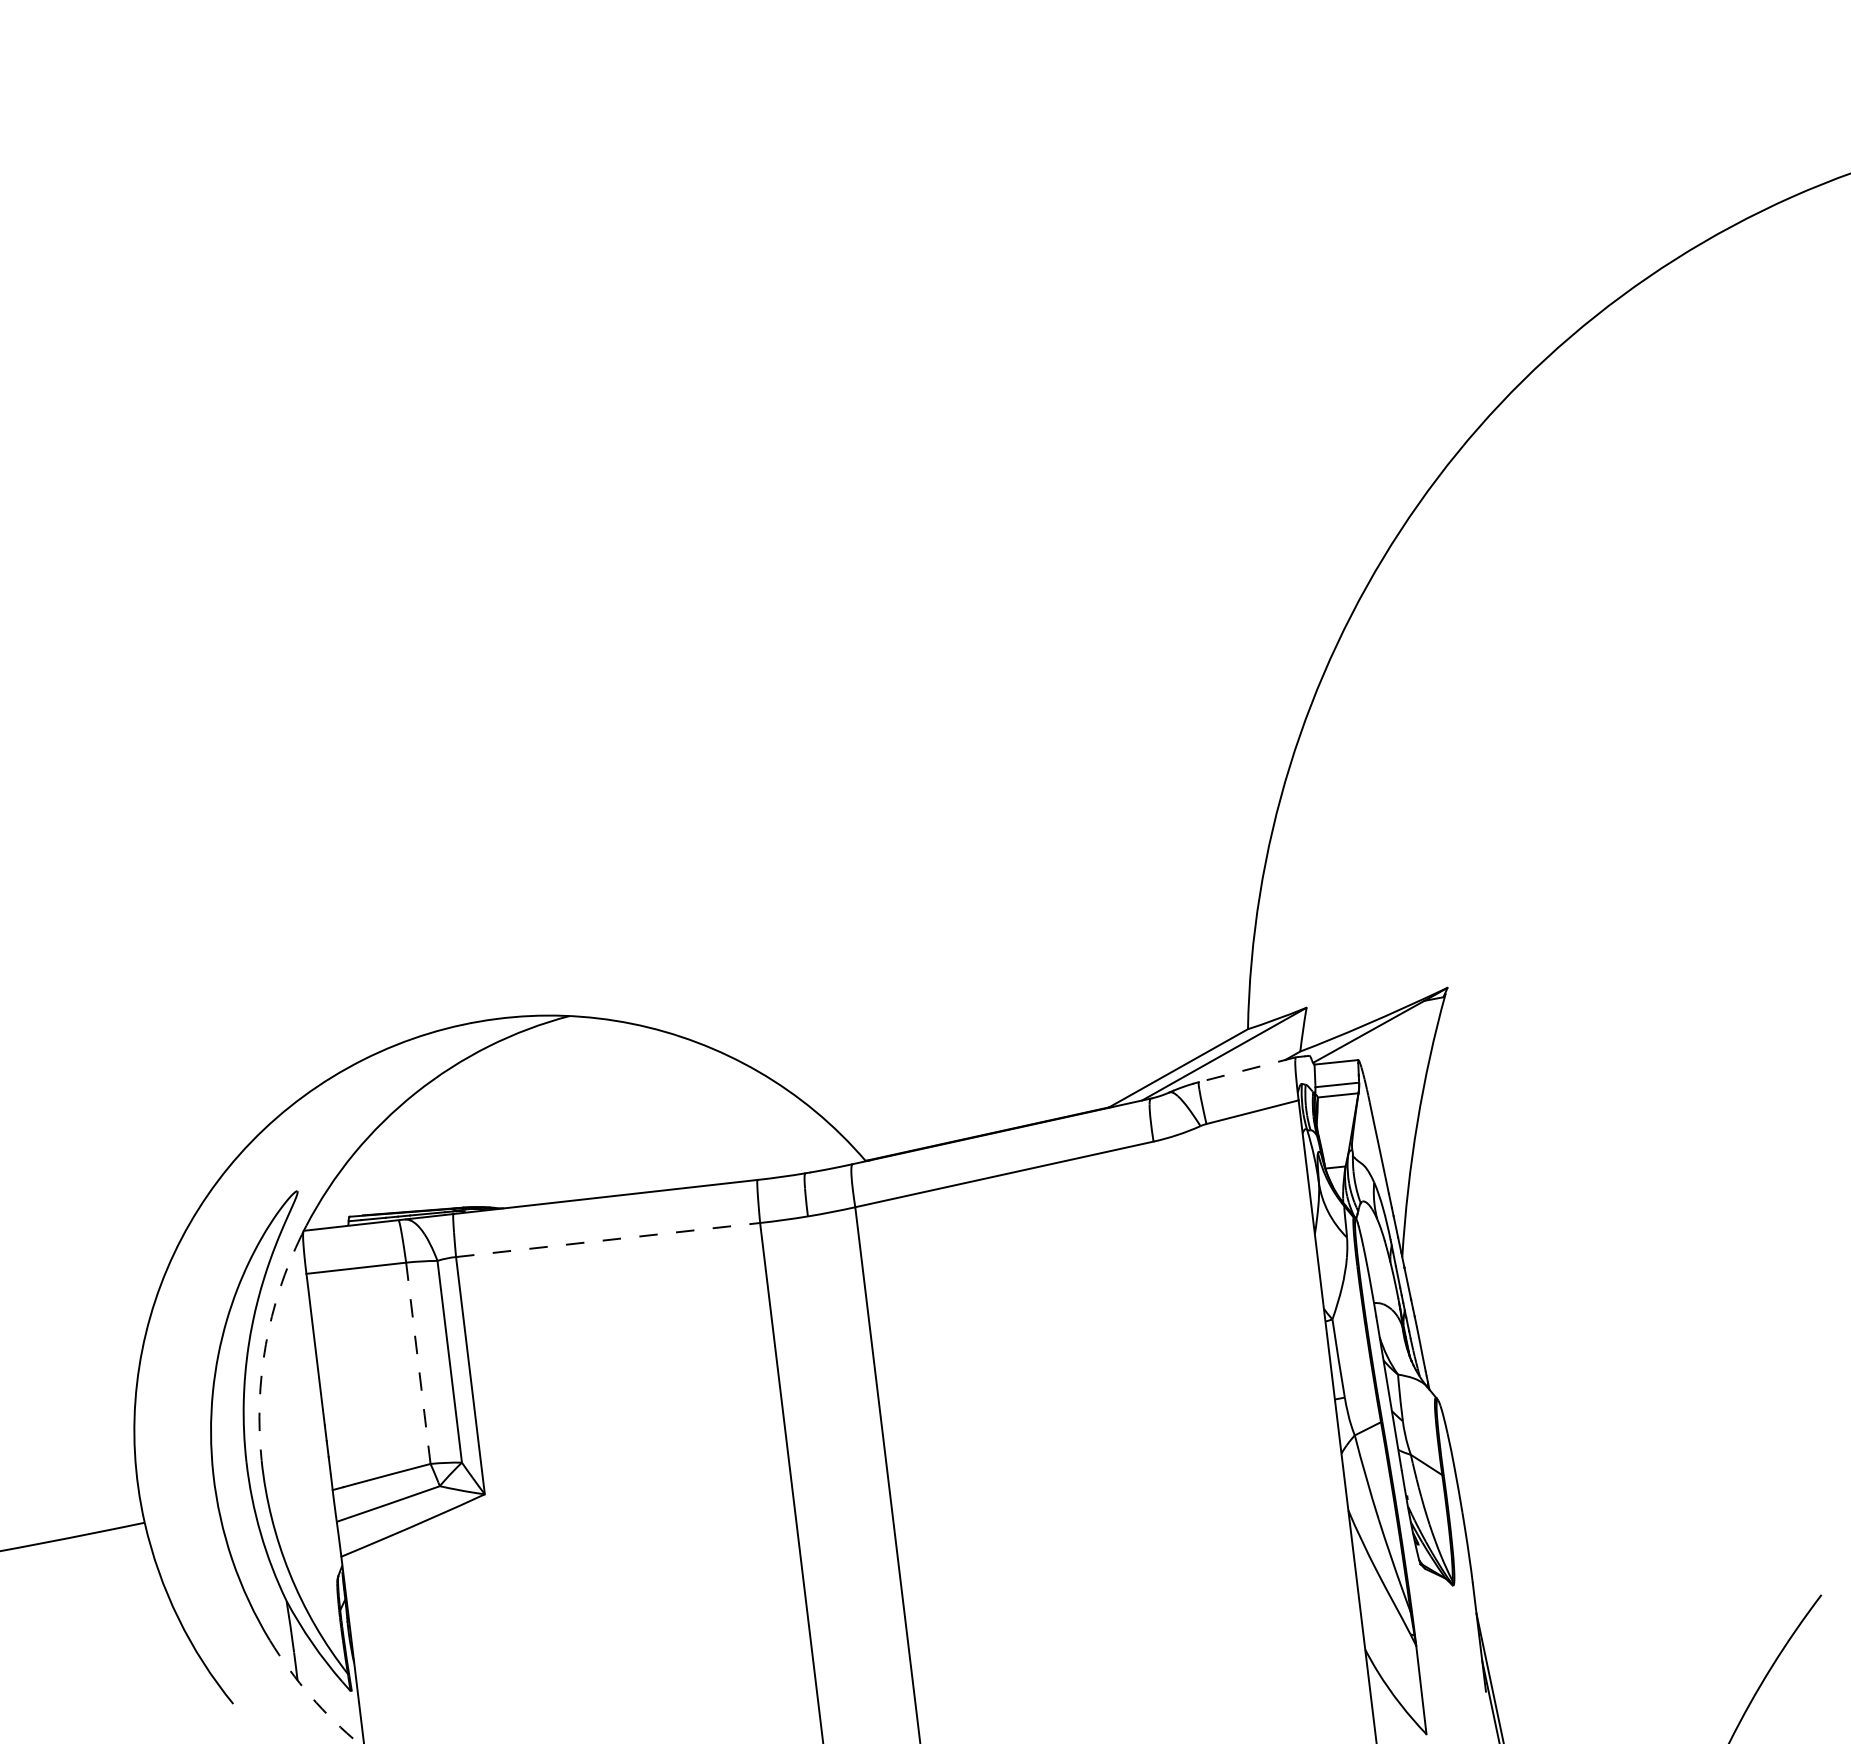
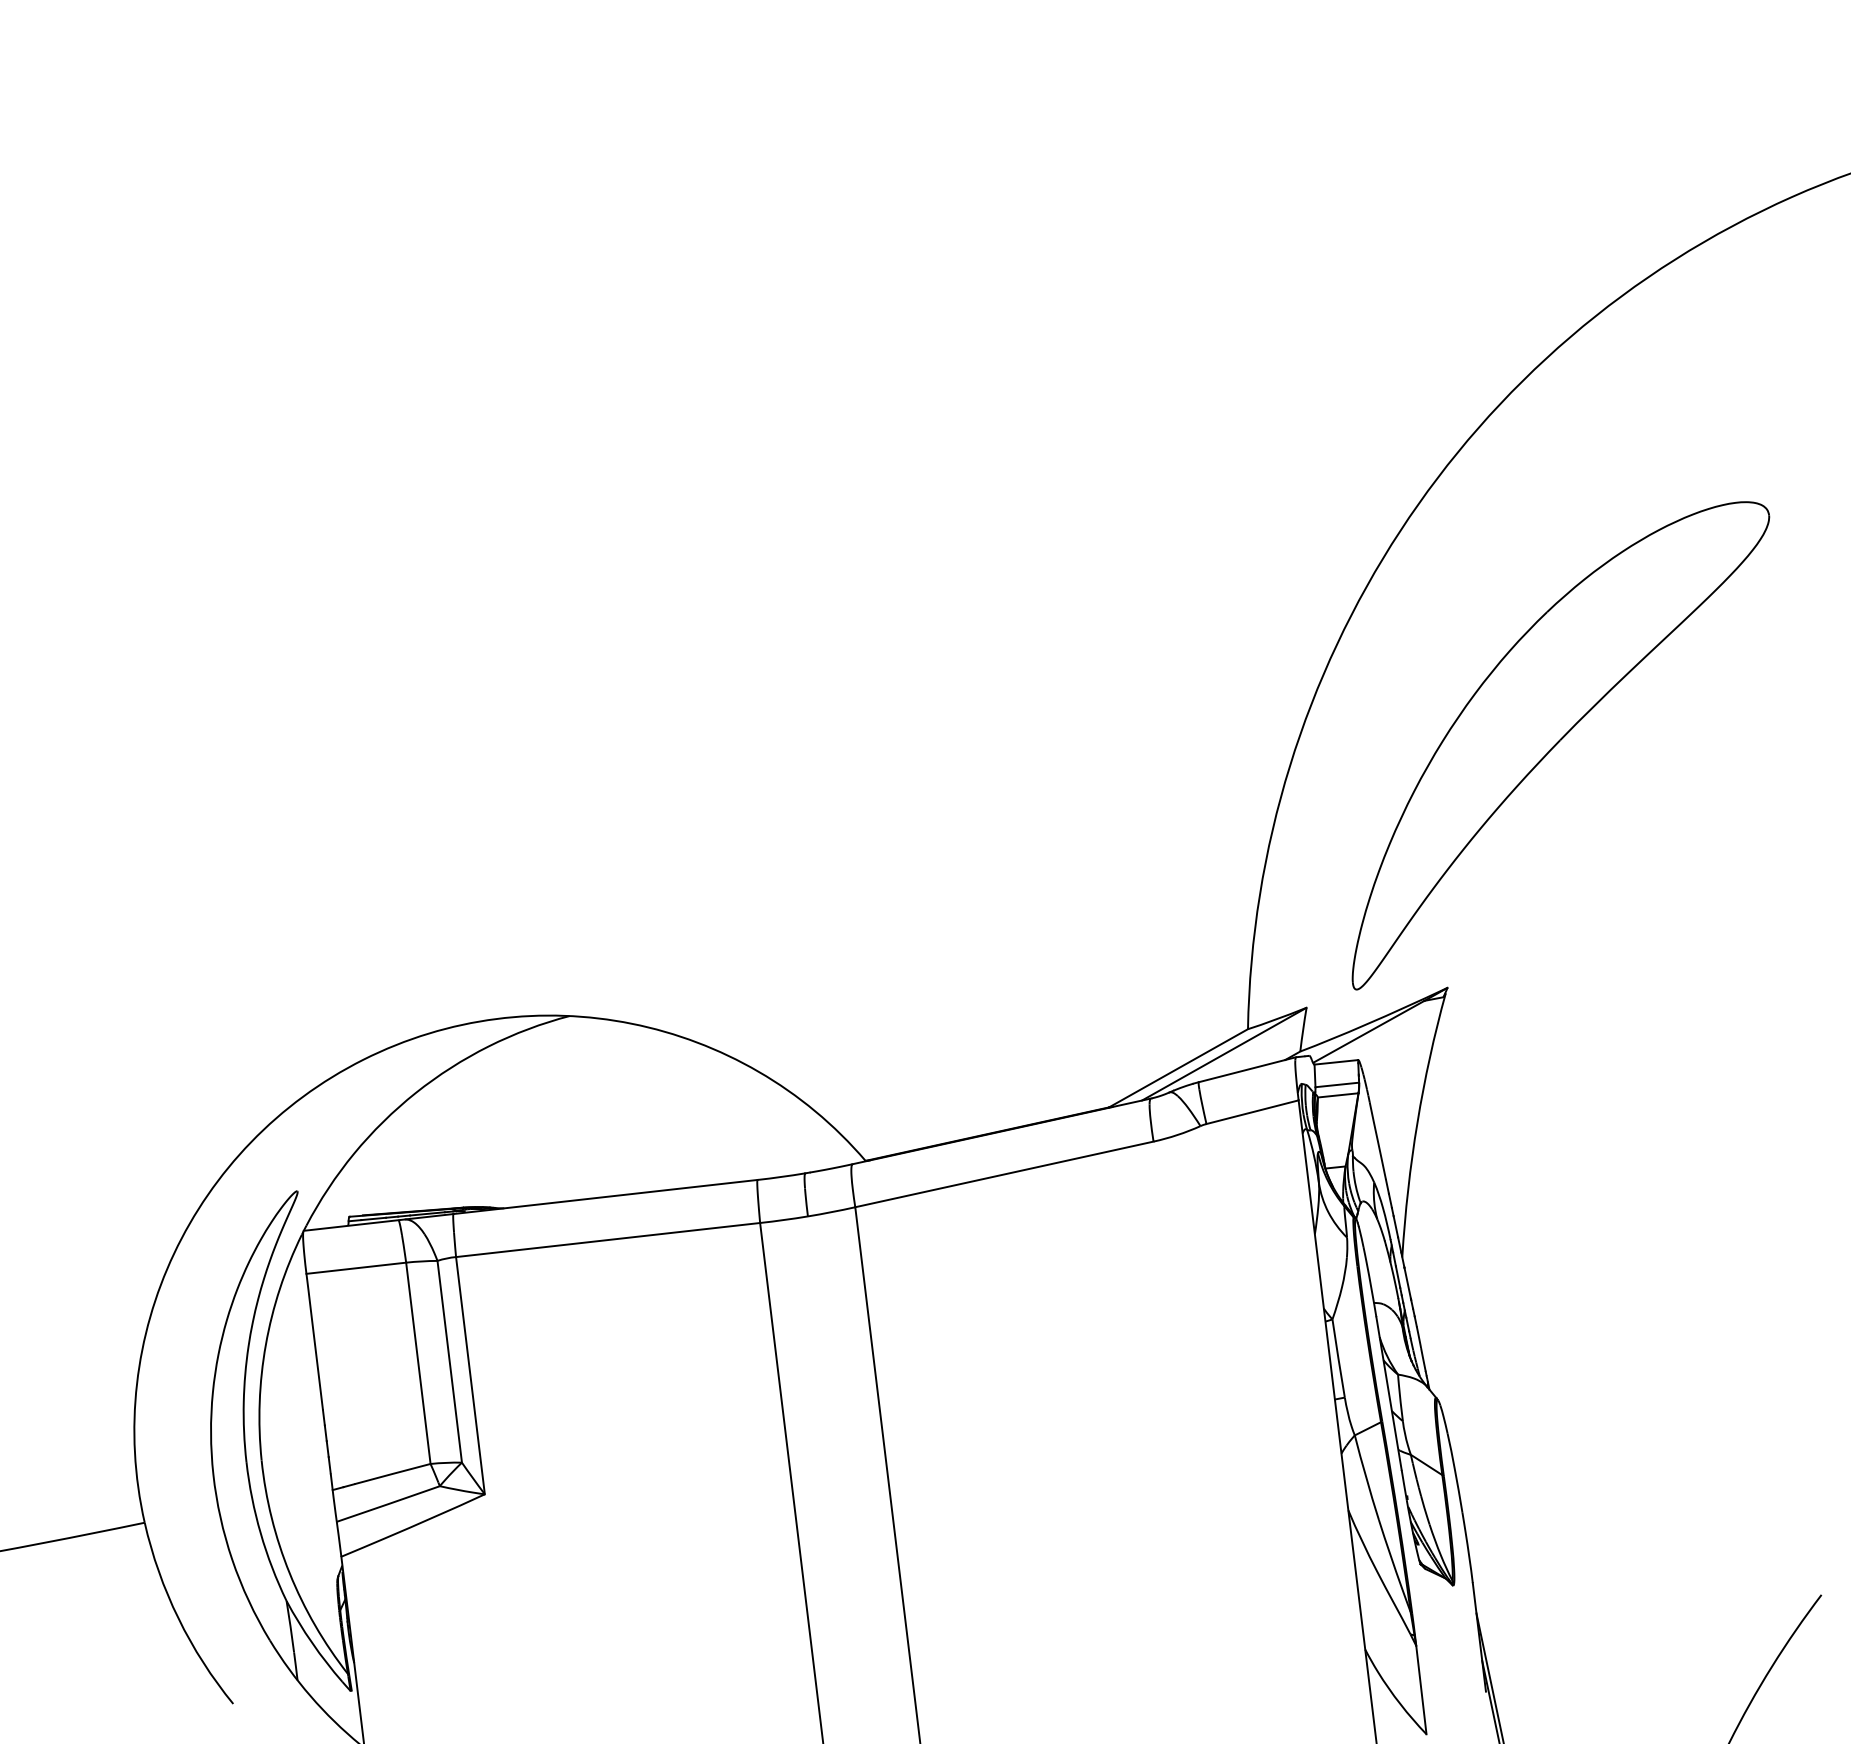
part: none -> present (1560, 745)
line: dashed -> solid (1246, 1069)
line: dashed -> solid (608, 1240)
arc: dashed -> solid (265, 1344)
line: dashed -> solid (418, 1362)
arc: dashed -> solid (310, 1696)
